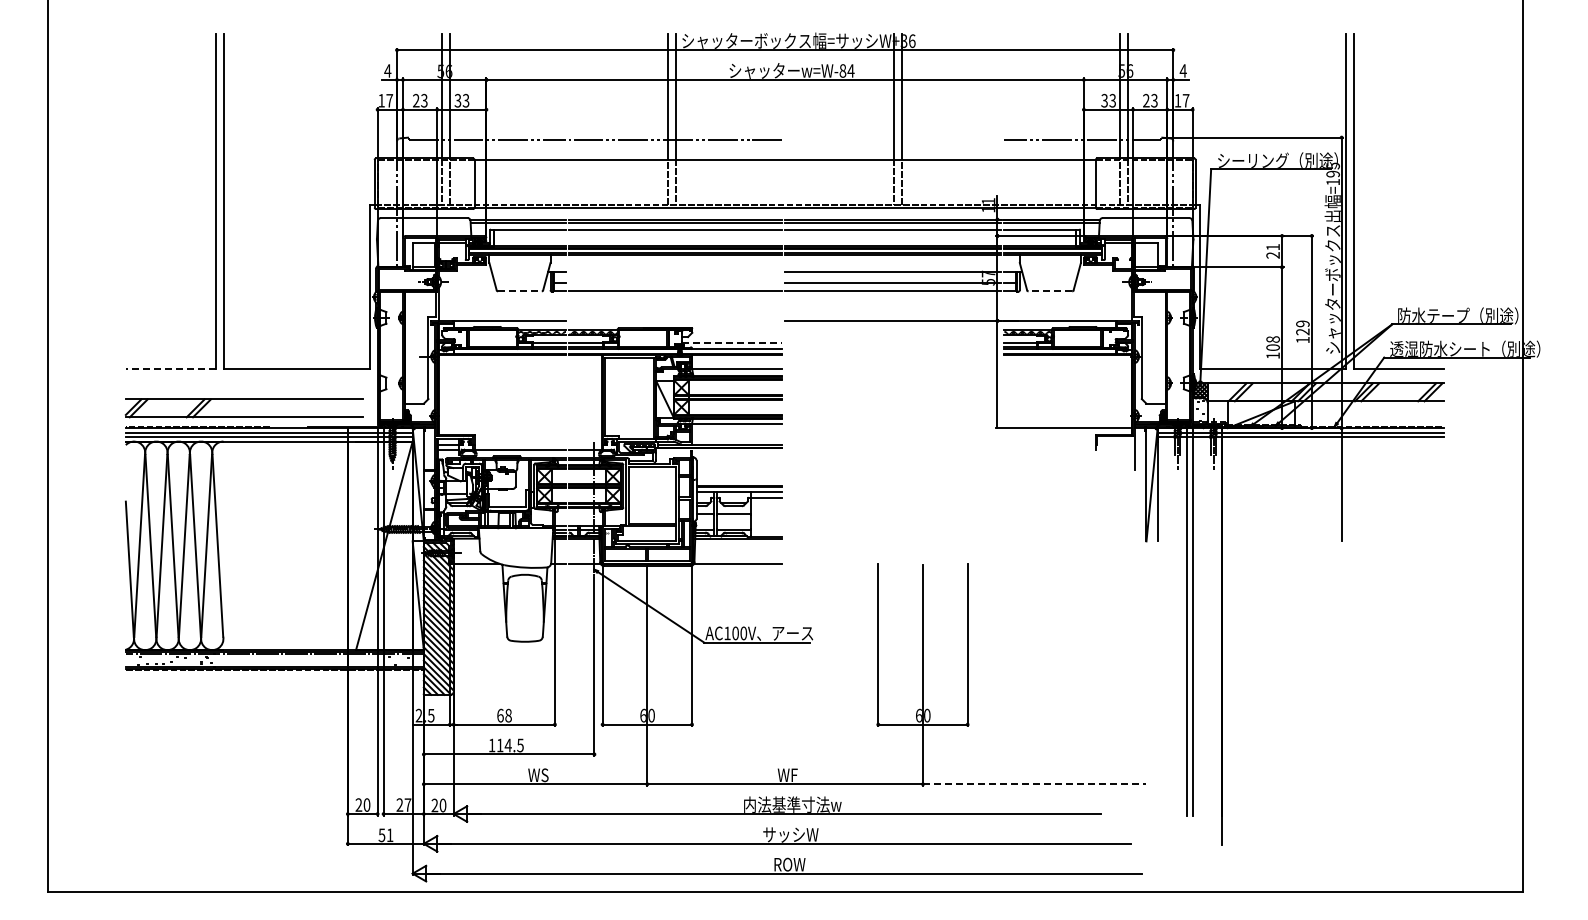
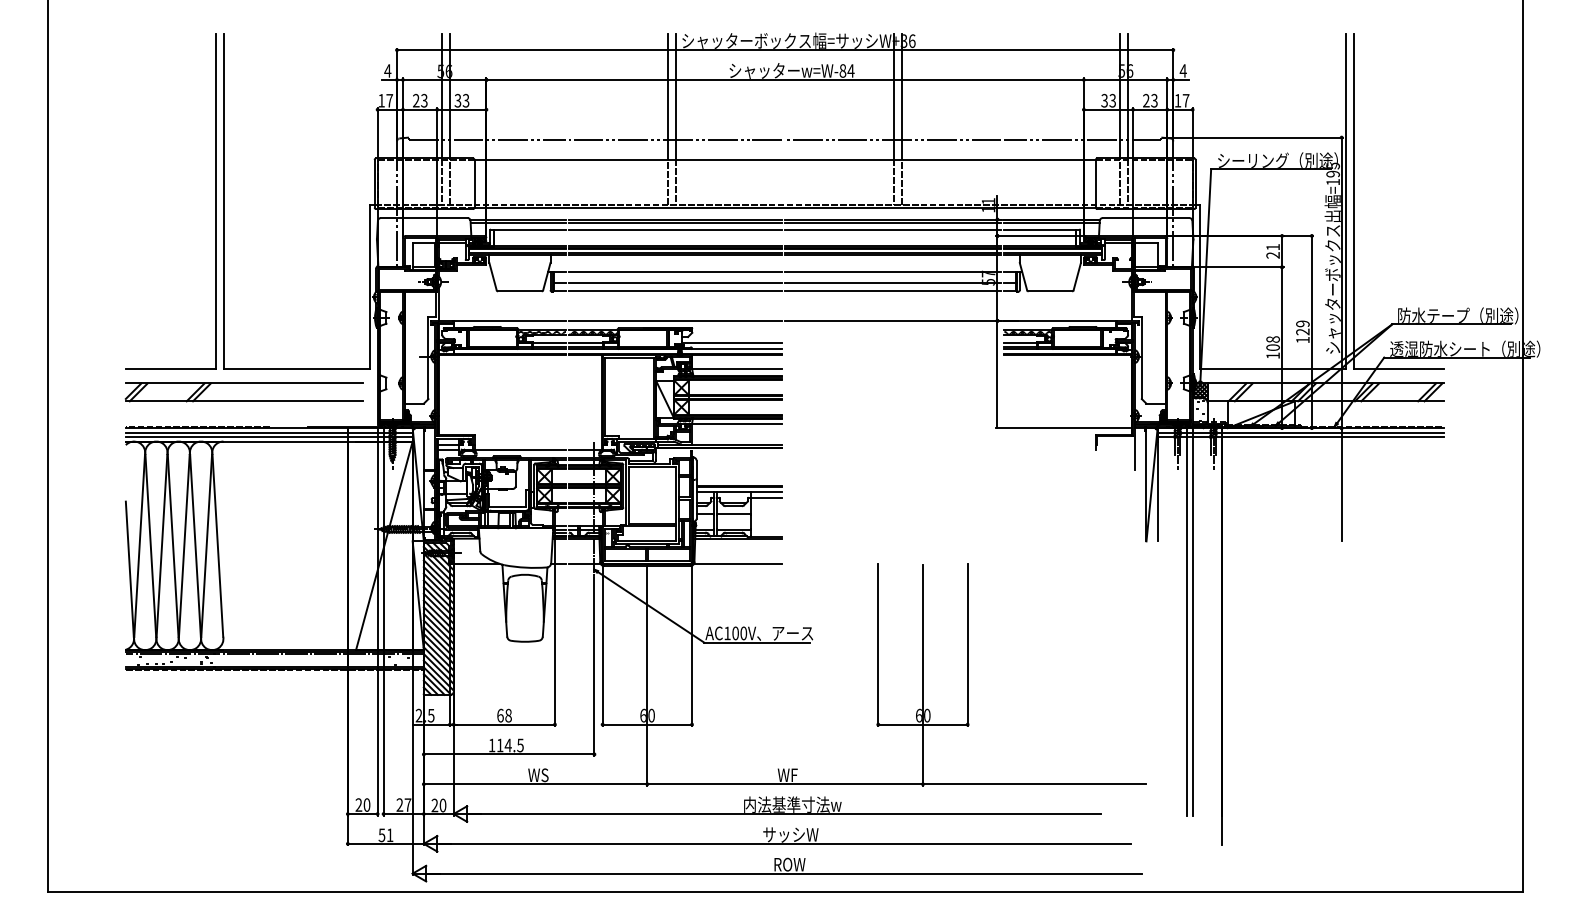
line: none -> present (893, 139)
line: none -> present (675, 272)
line: none -> present (675, 283)
line: dashed -> solid (519, 291)
line: dashed -> solid (1050, 291)
line: none -> present (675, 320)
line: dashed -> solid (732, 342)
line: dashed -> solid (170, 368)
part position: (243, 416) -> (243, 400) (243, 400)
line: dashed -> solid (1034, 784)
